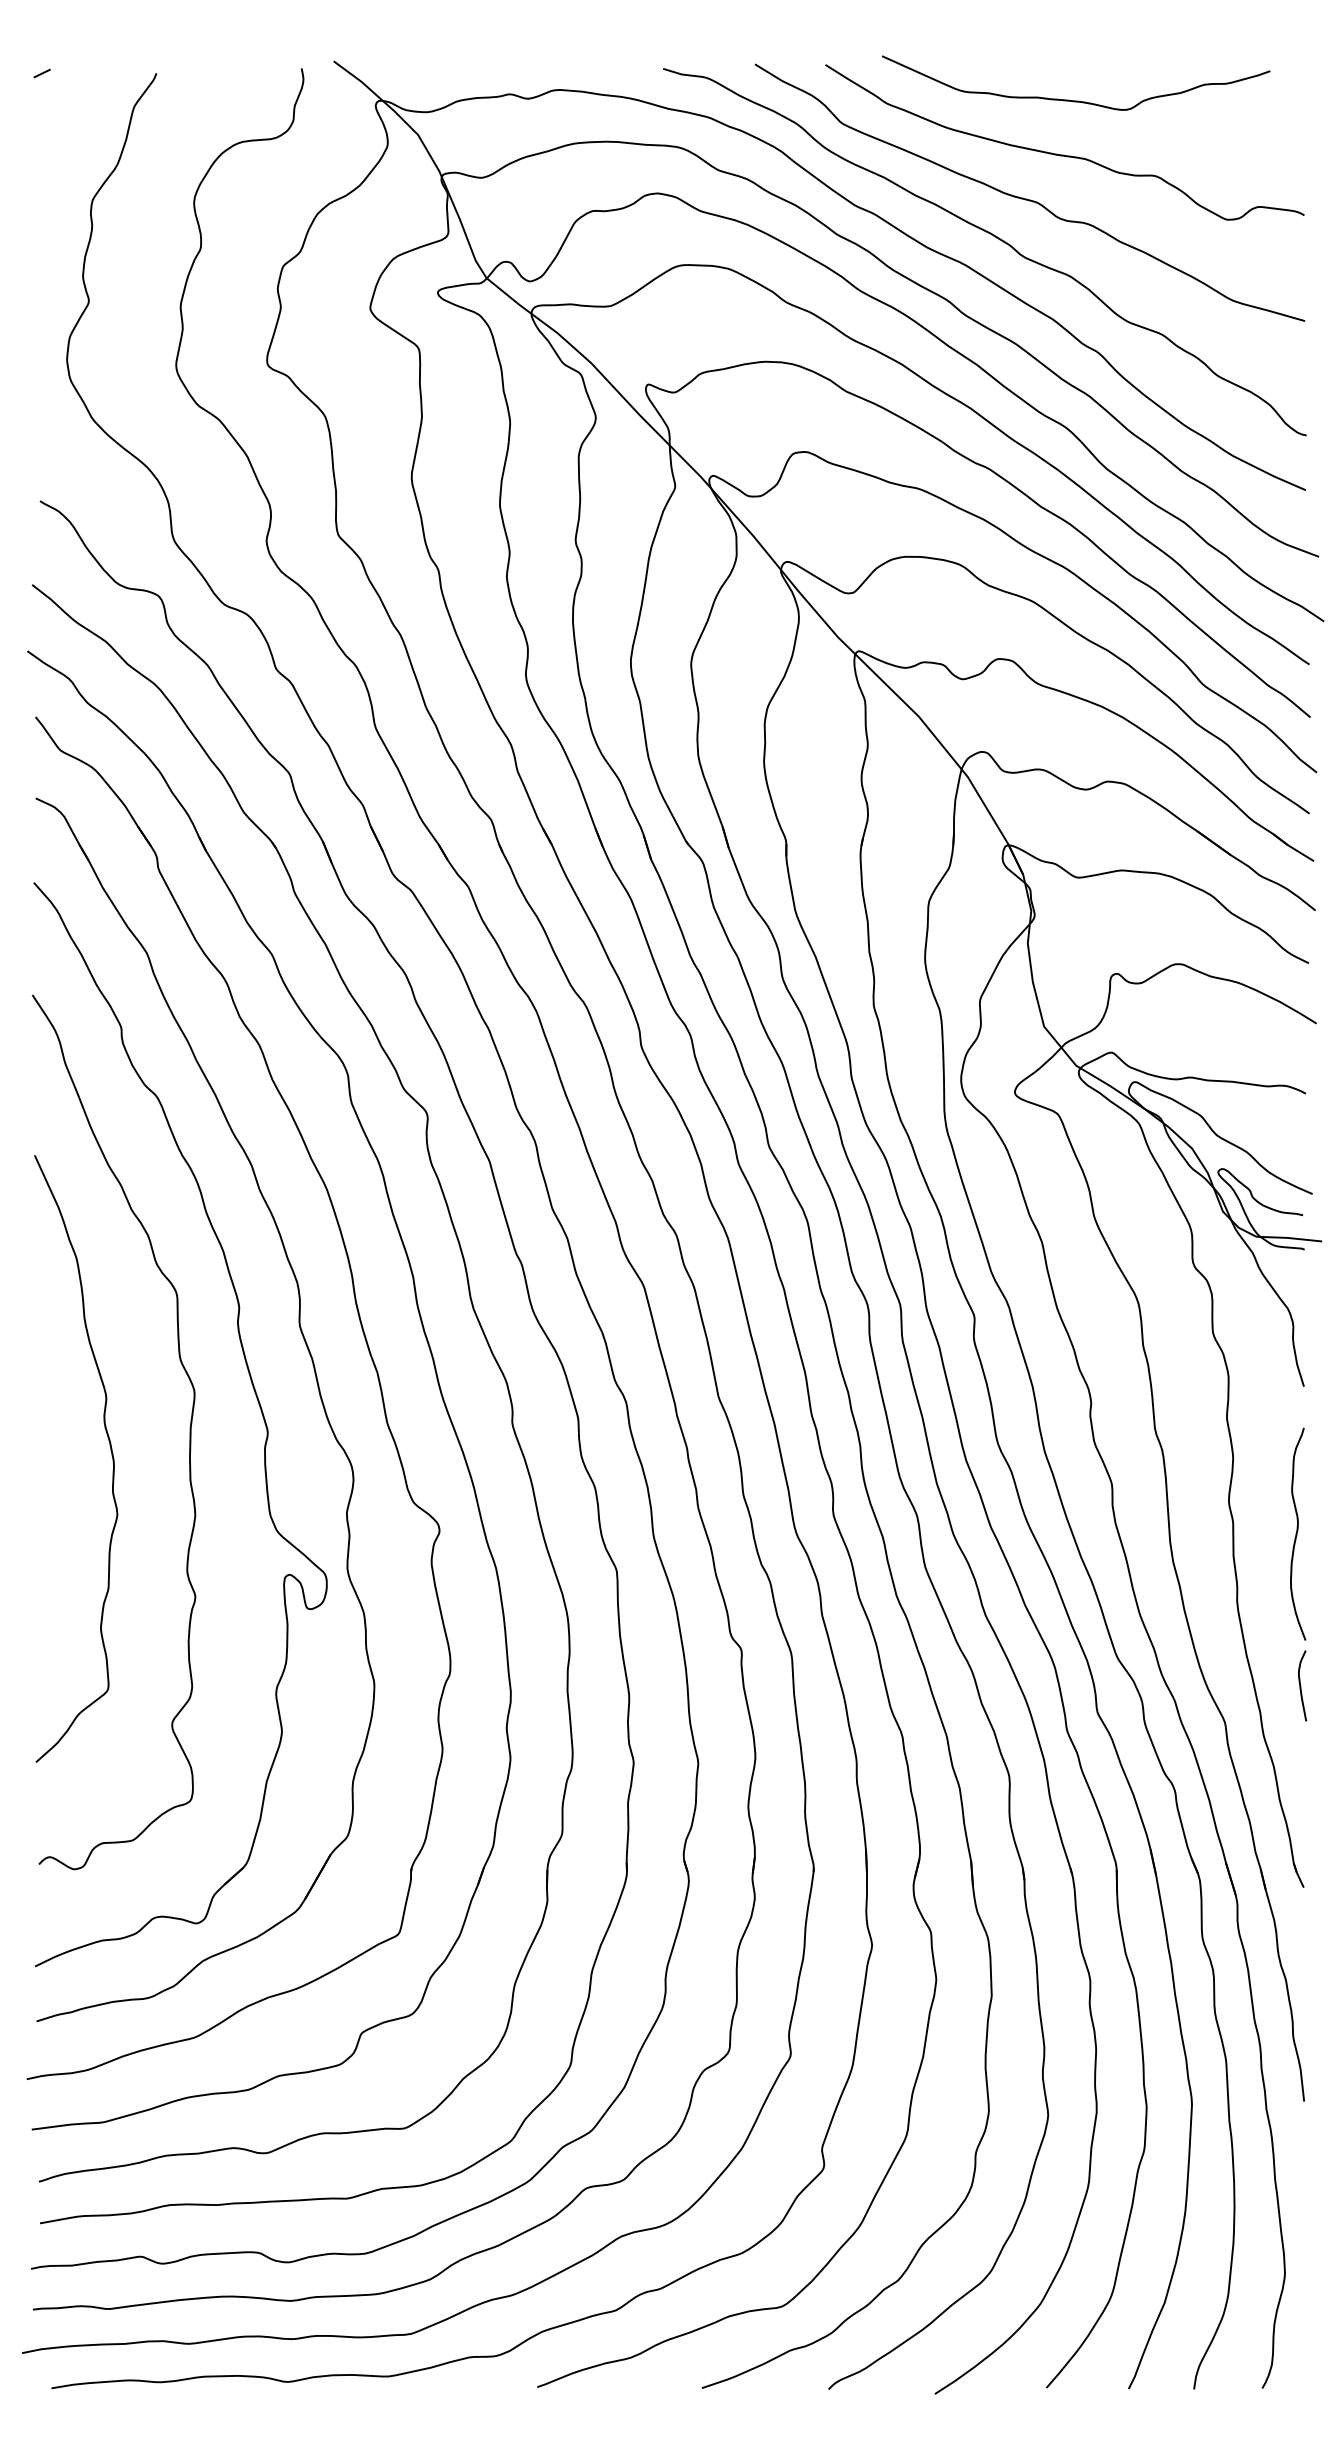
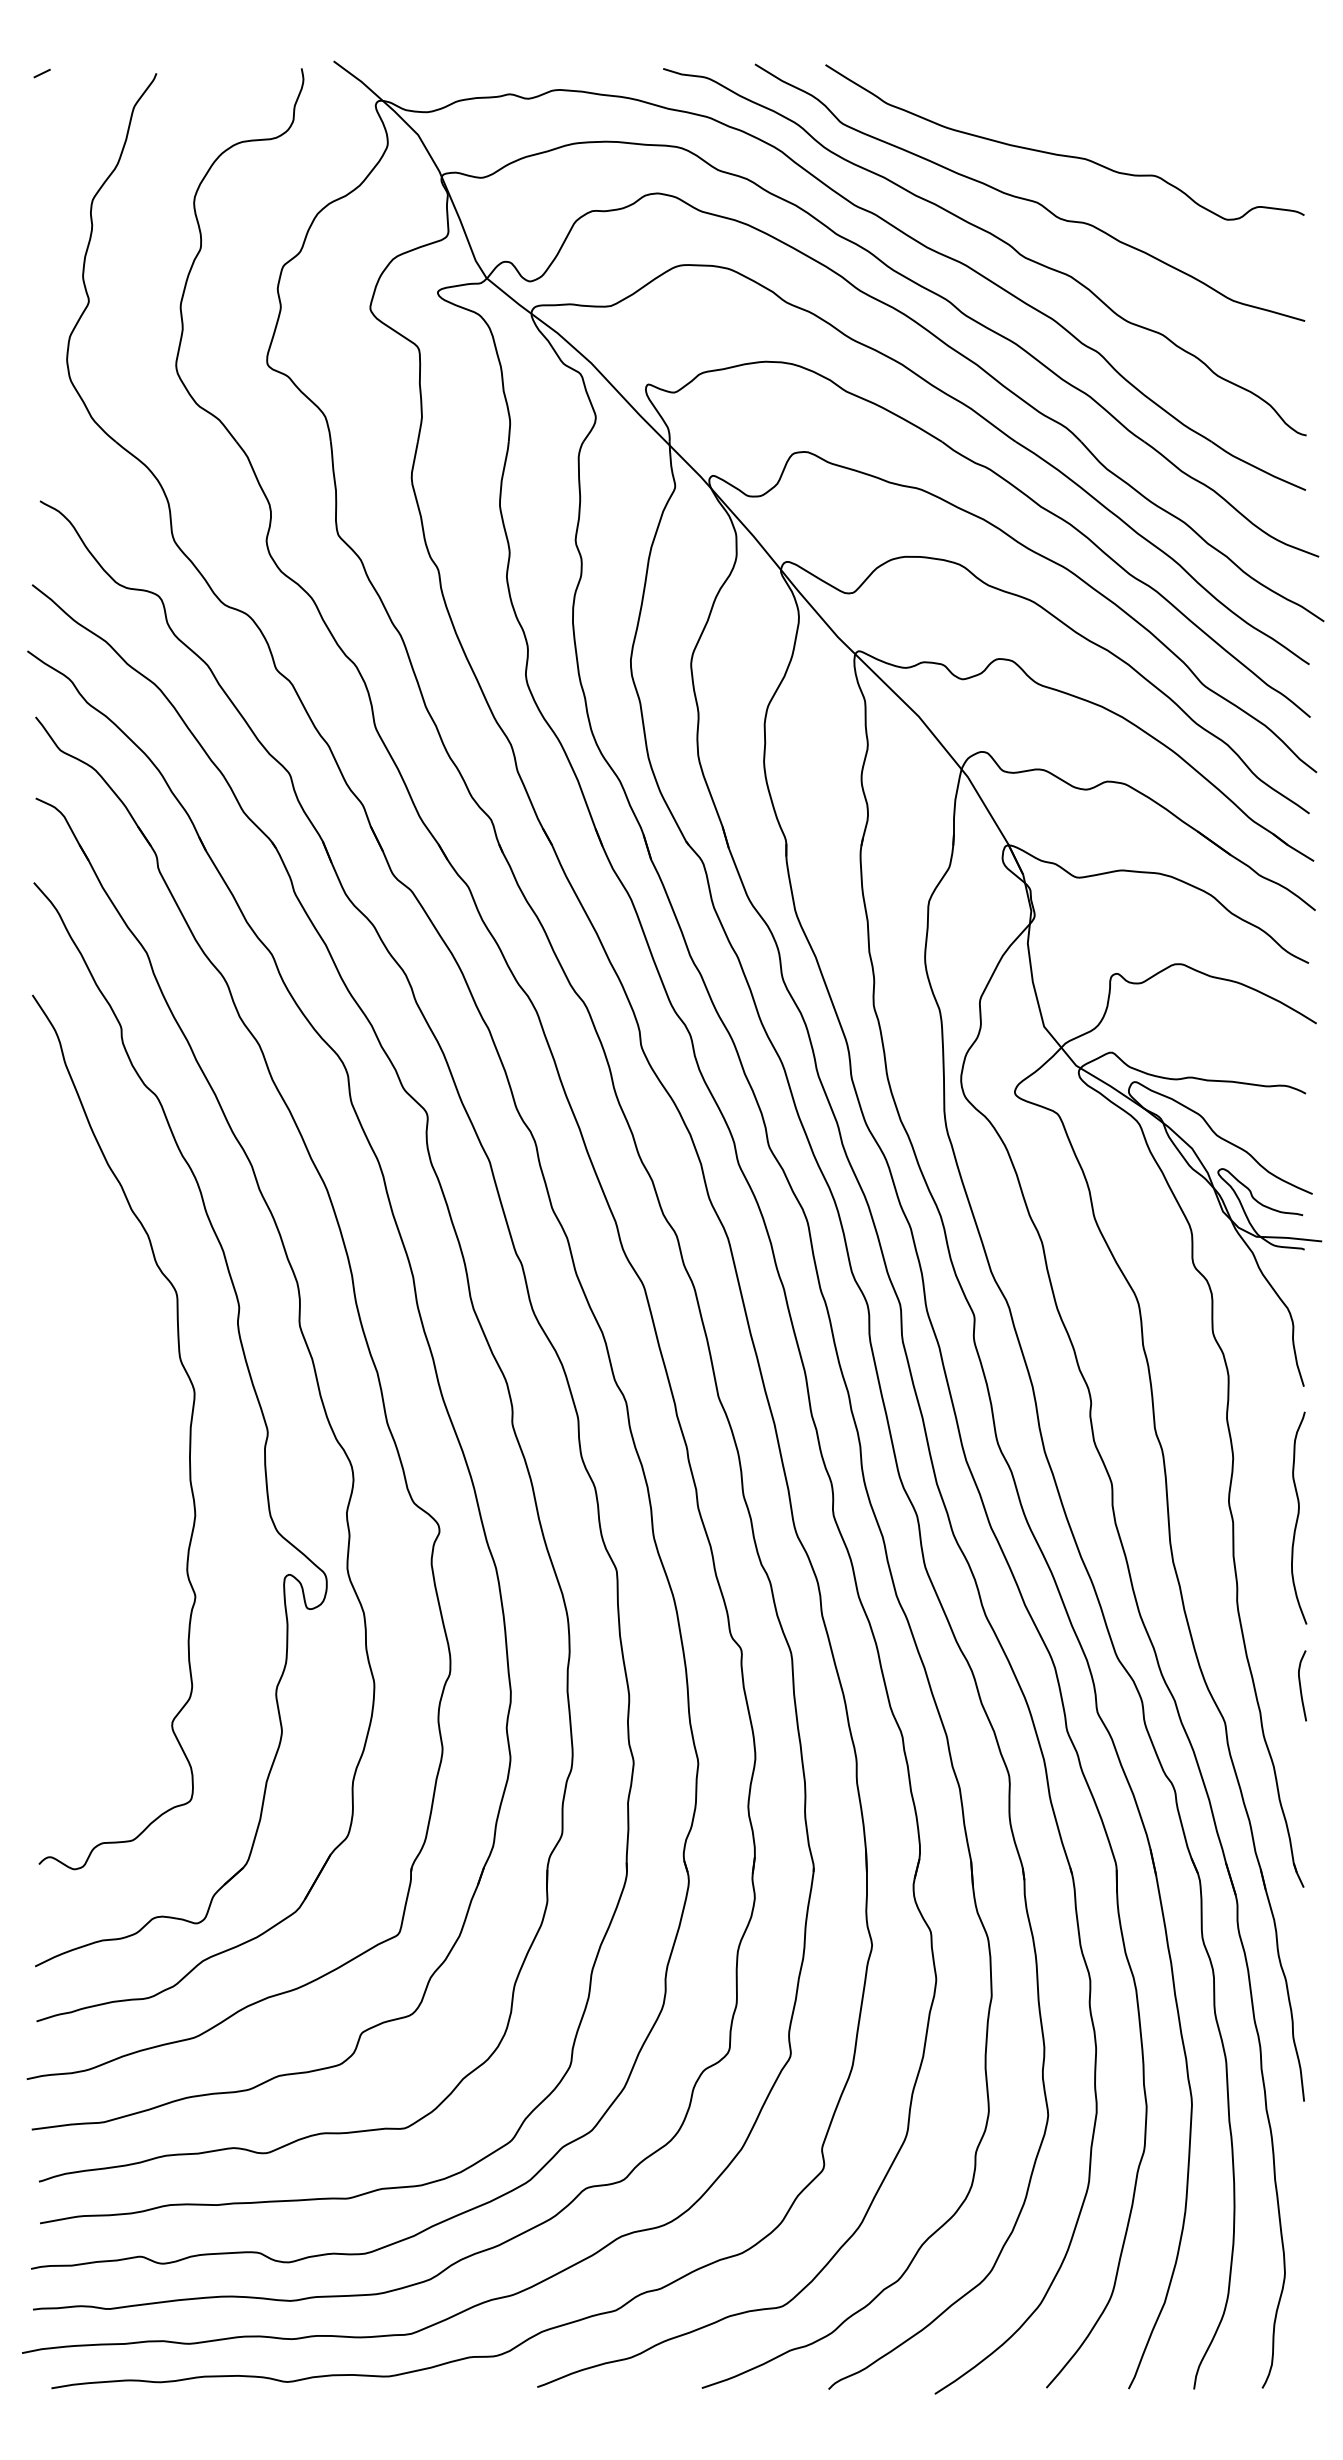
curve: present -> none (1075, 100)
curve: present -> none (110, 1450)
curve position: (1297, 1533) -> (1298, 1517) (1298, 1517)
